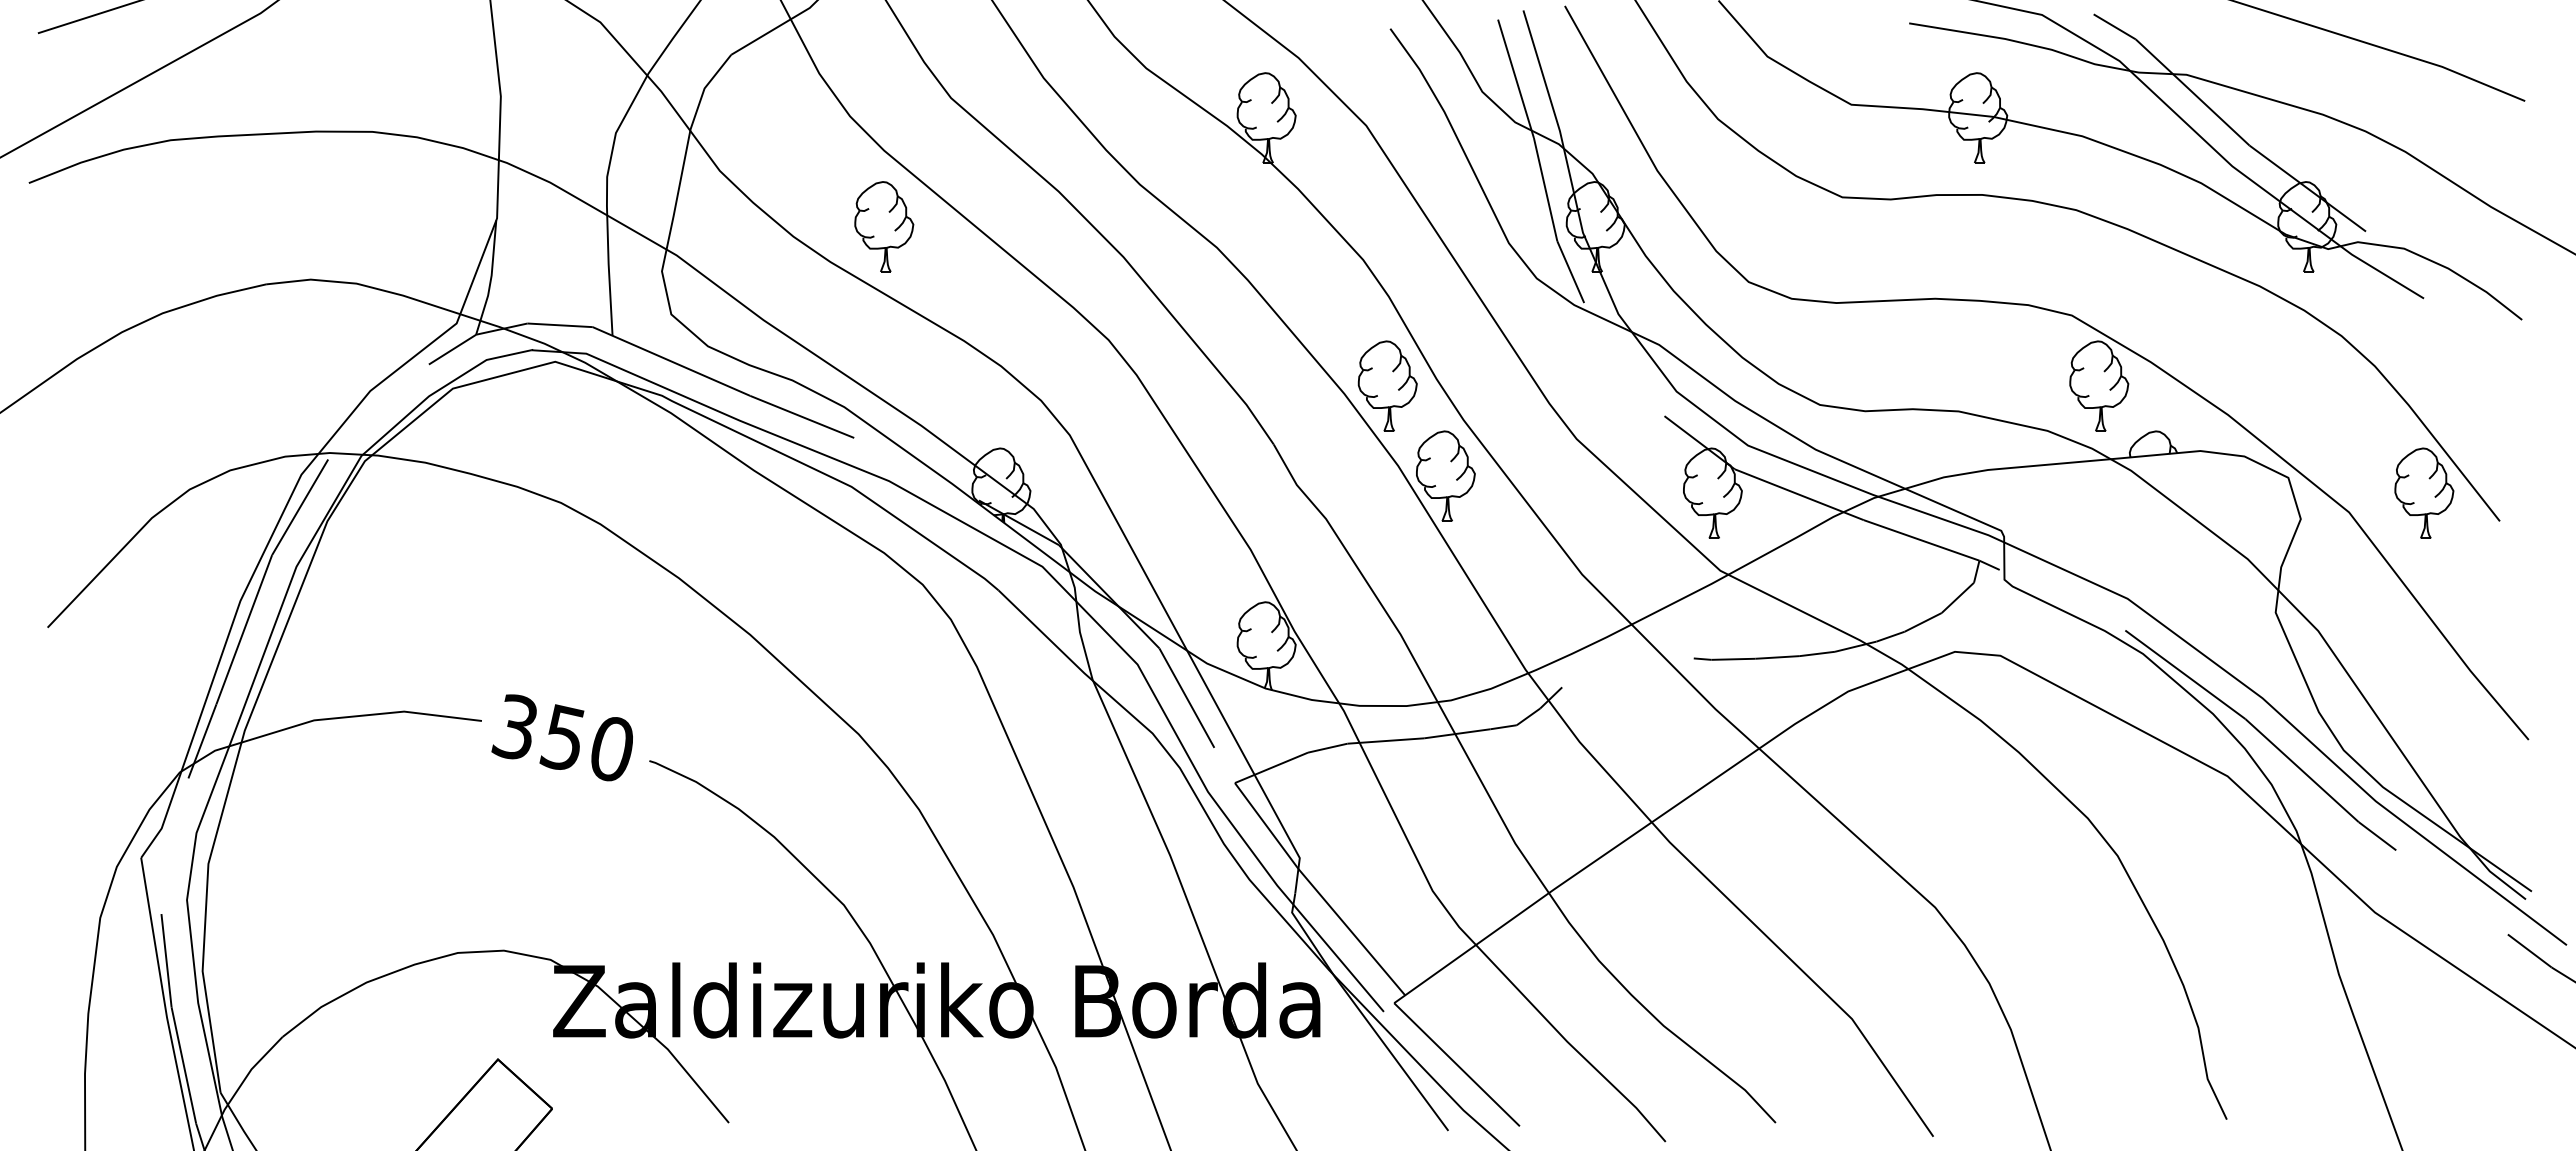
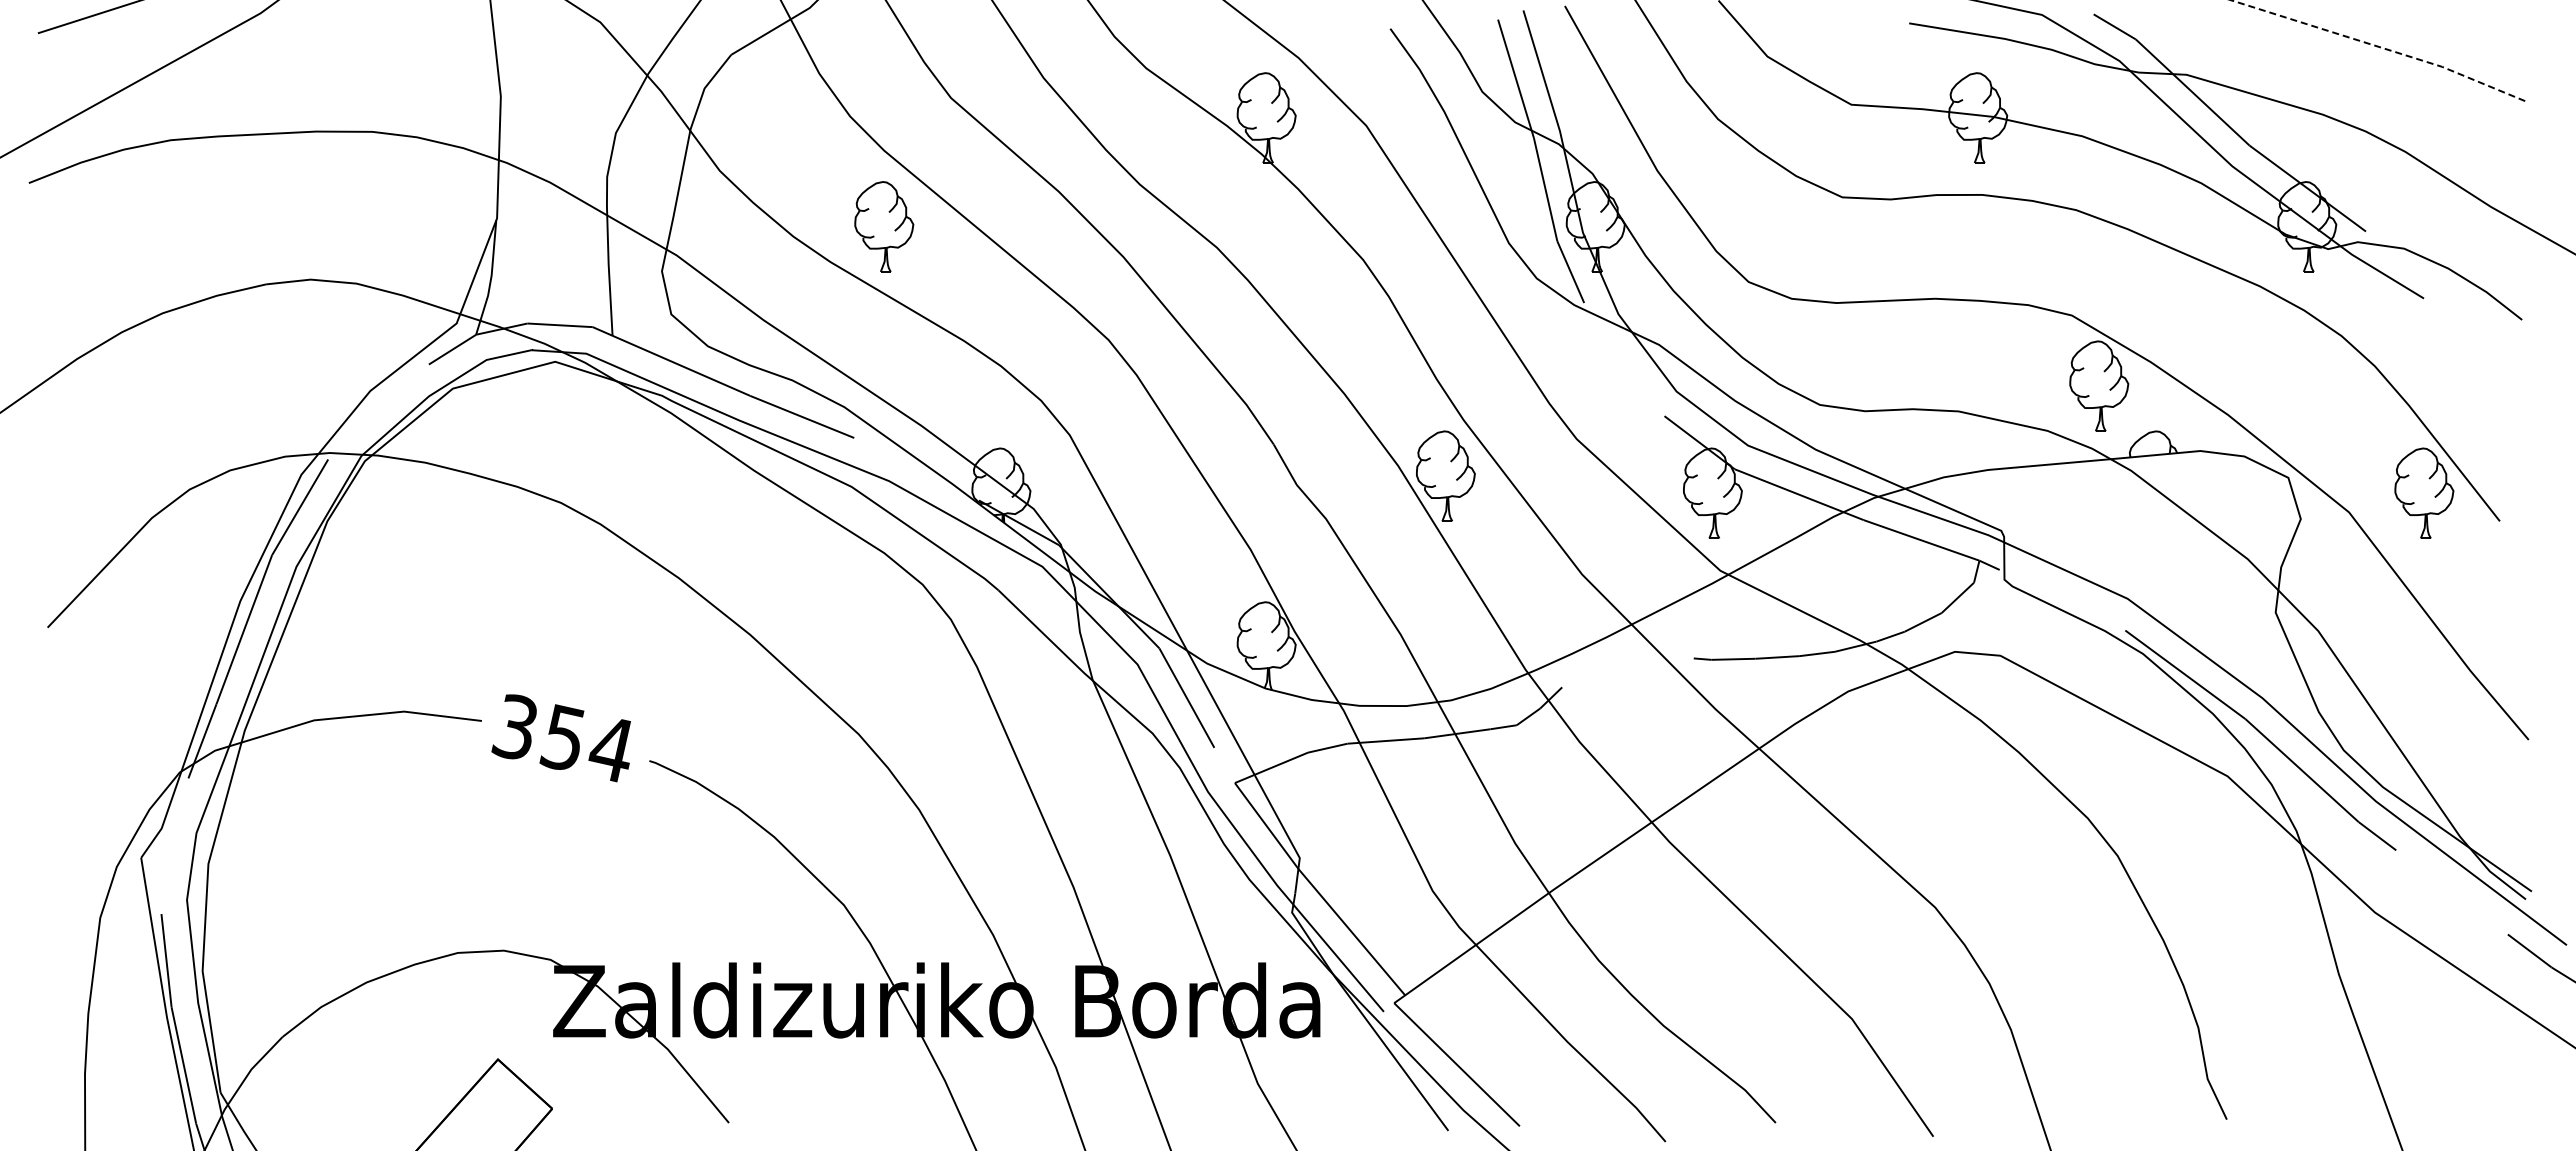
line: solid -> dashed (2379, 47)
part: present -> none (1387, 385)
text: 350 -> 354 (610, 749)
